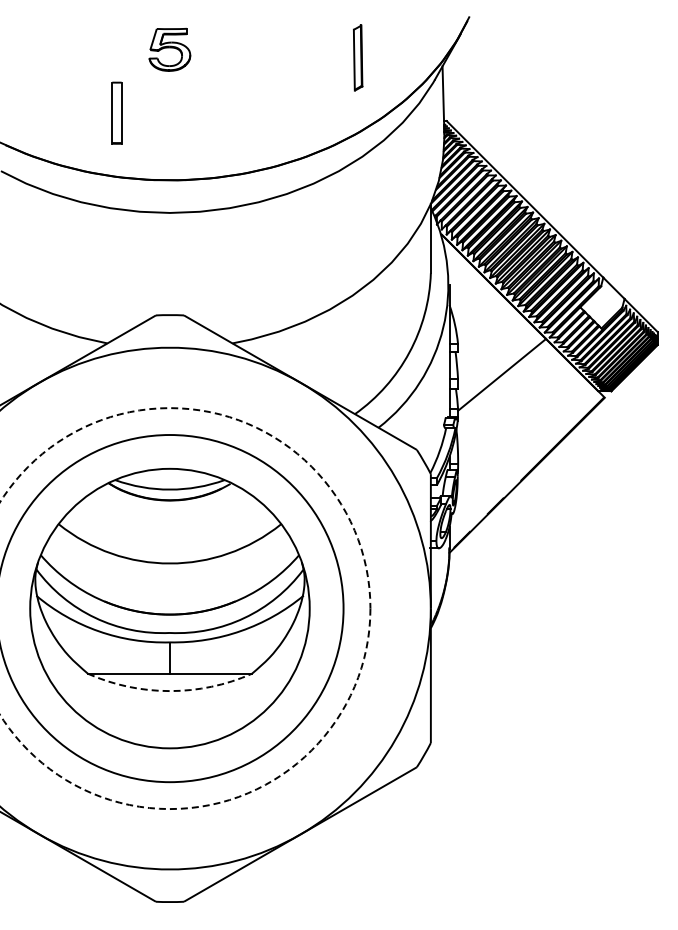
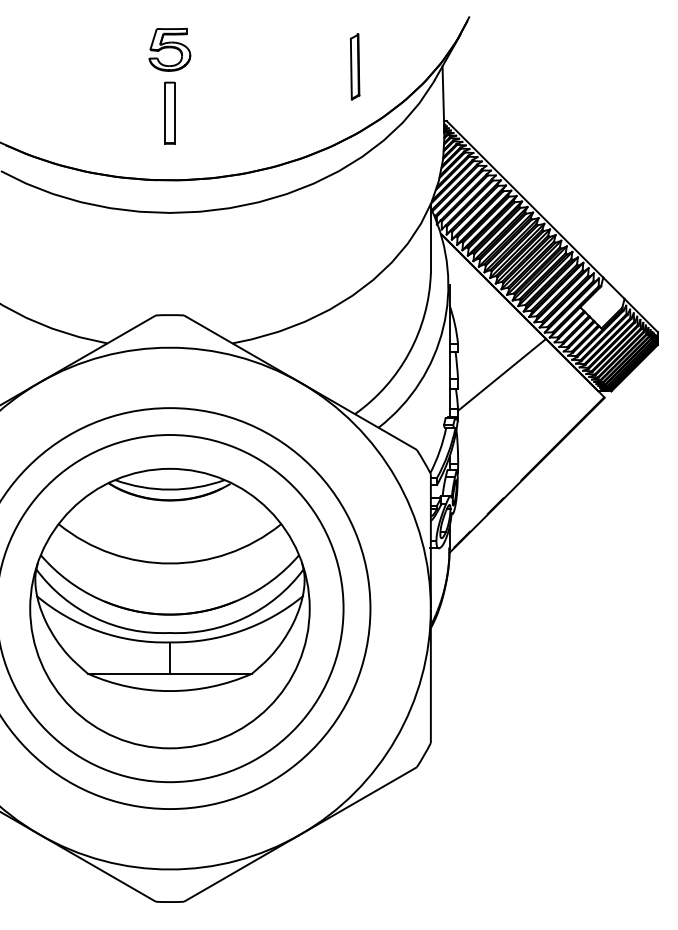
part position: (358, 57) -> (355, 66) (355, 66)
part position: (116, 112) -> (169, 112) (169, 112)
circle: dashed -> solid (185, 608)
arc: dashed -> solid (169, 691)
